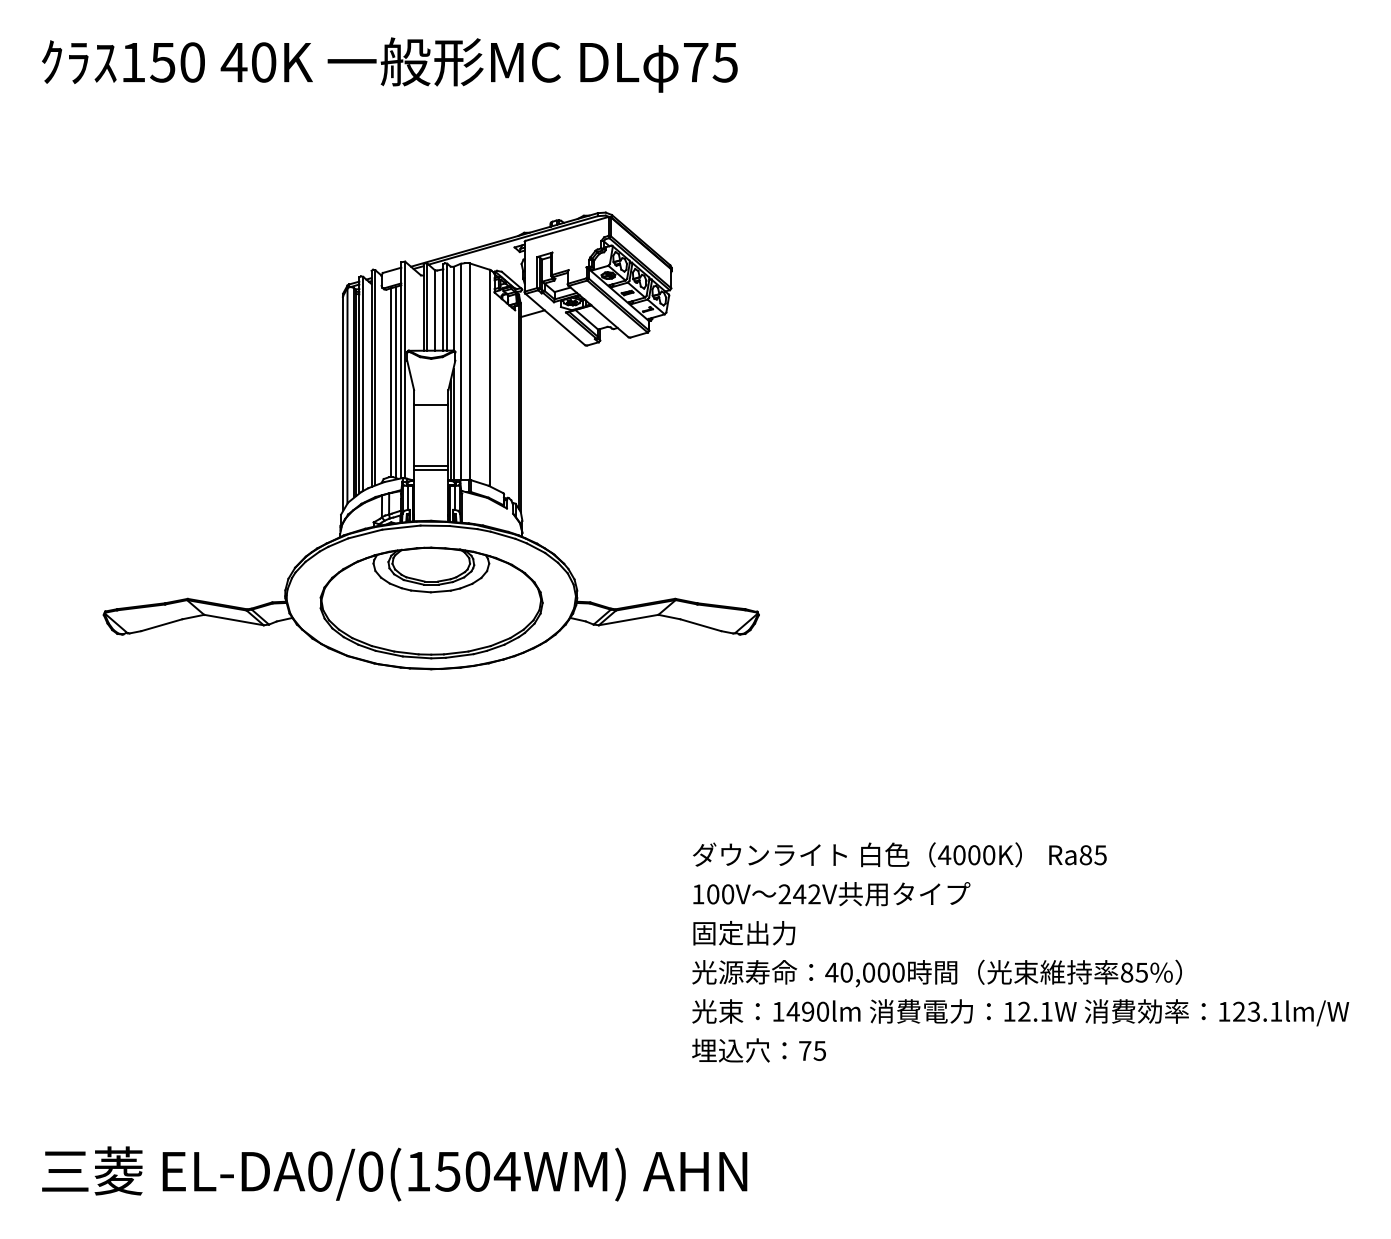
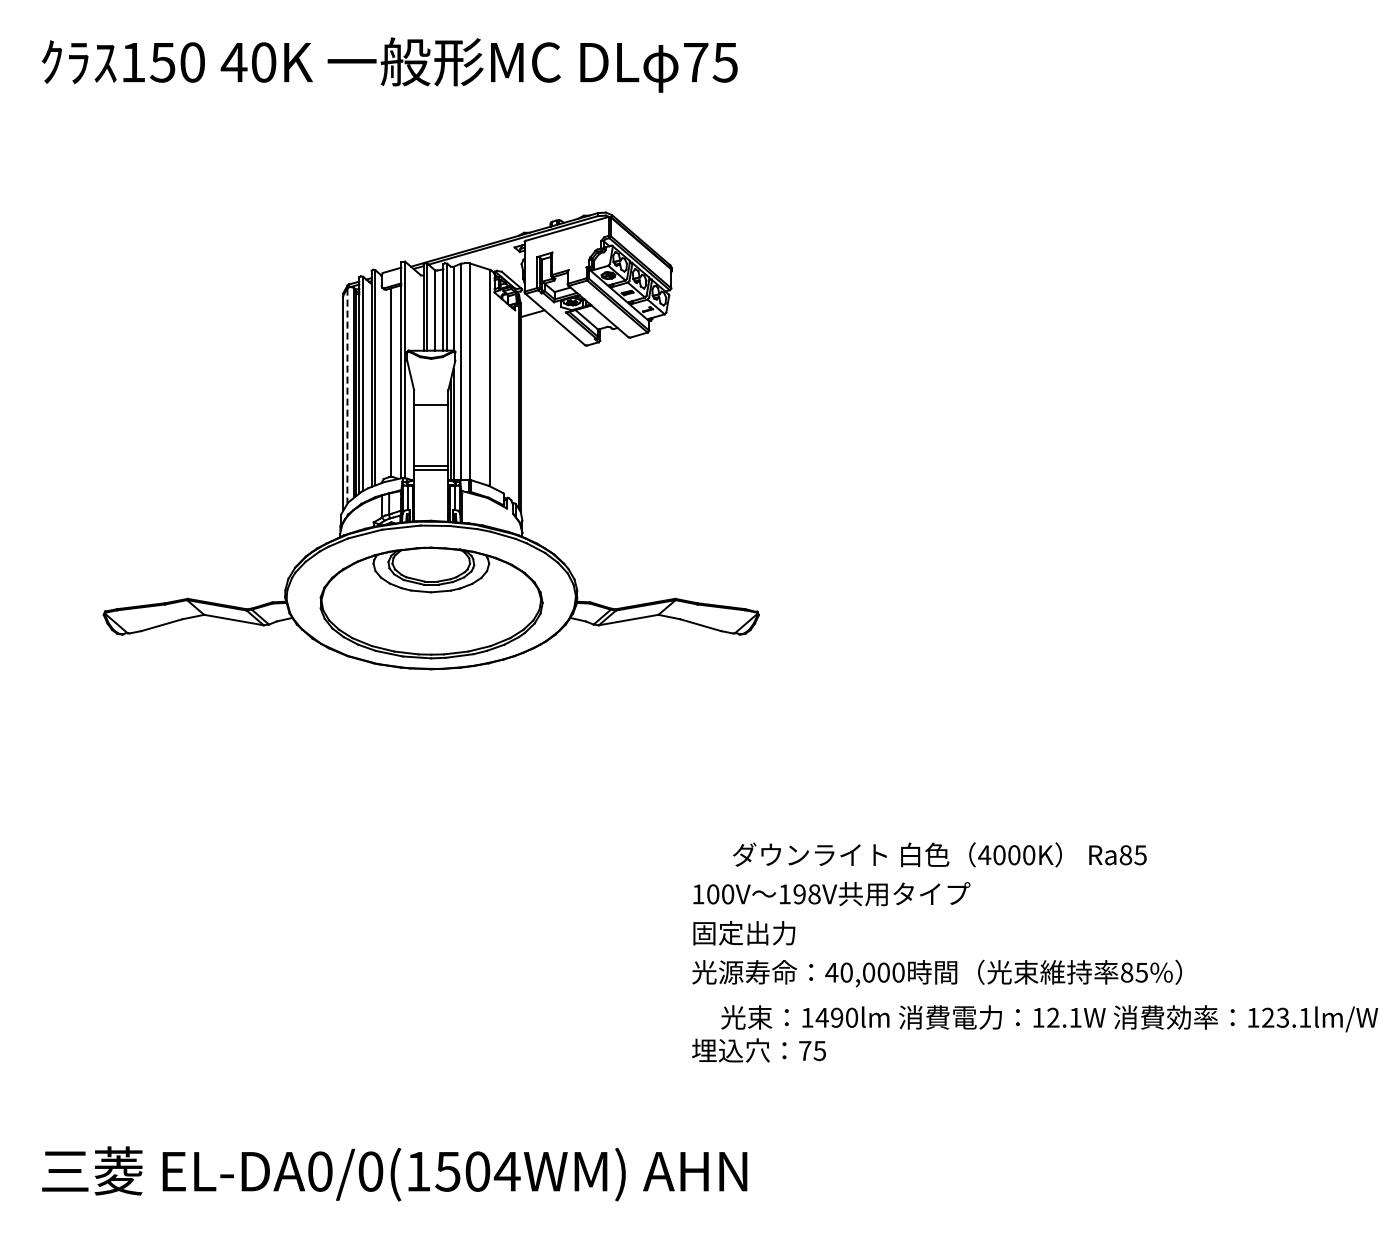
line: present -> none (395, 381)
line: solid -> dashed (347, 396)
text position: (899, 854) -> (939, 854) (939, 854)
text: 242V -> 198V (799, 894)
text position: (1020, 1012) -> (1049, 1018) (1049, 1018)
